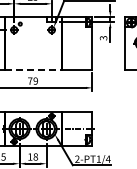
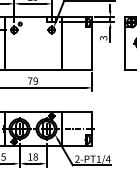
line: dashed -> solid (33, 69)
